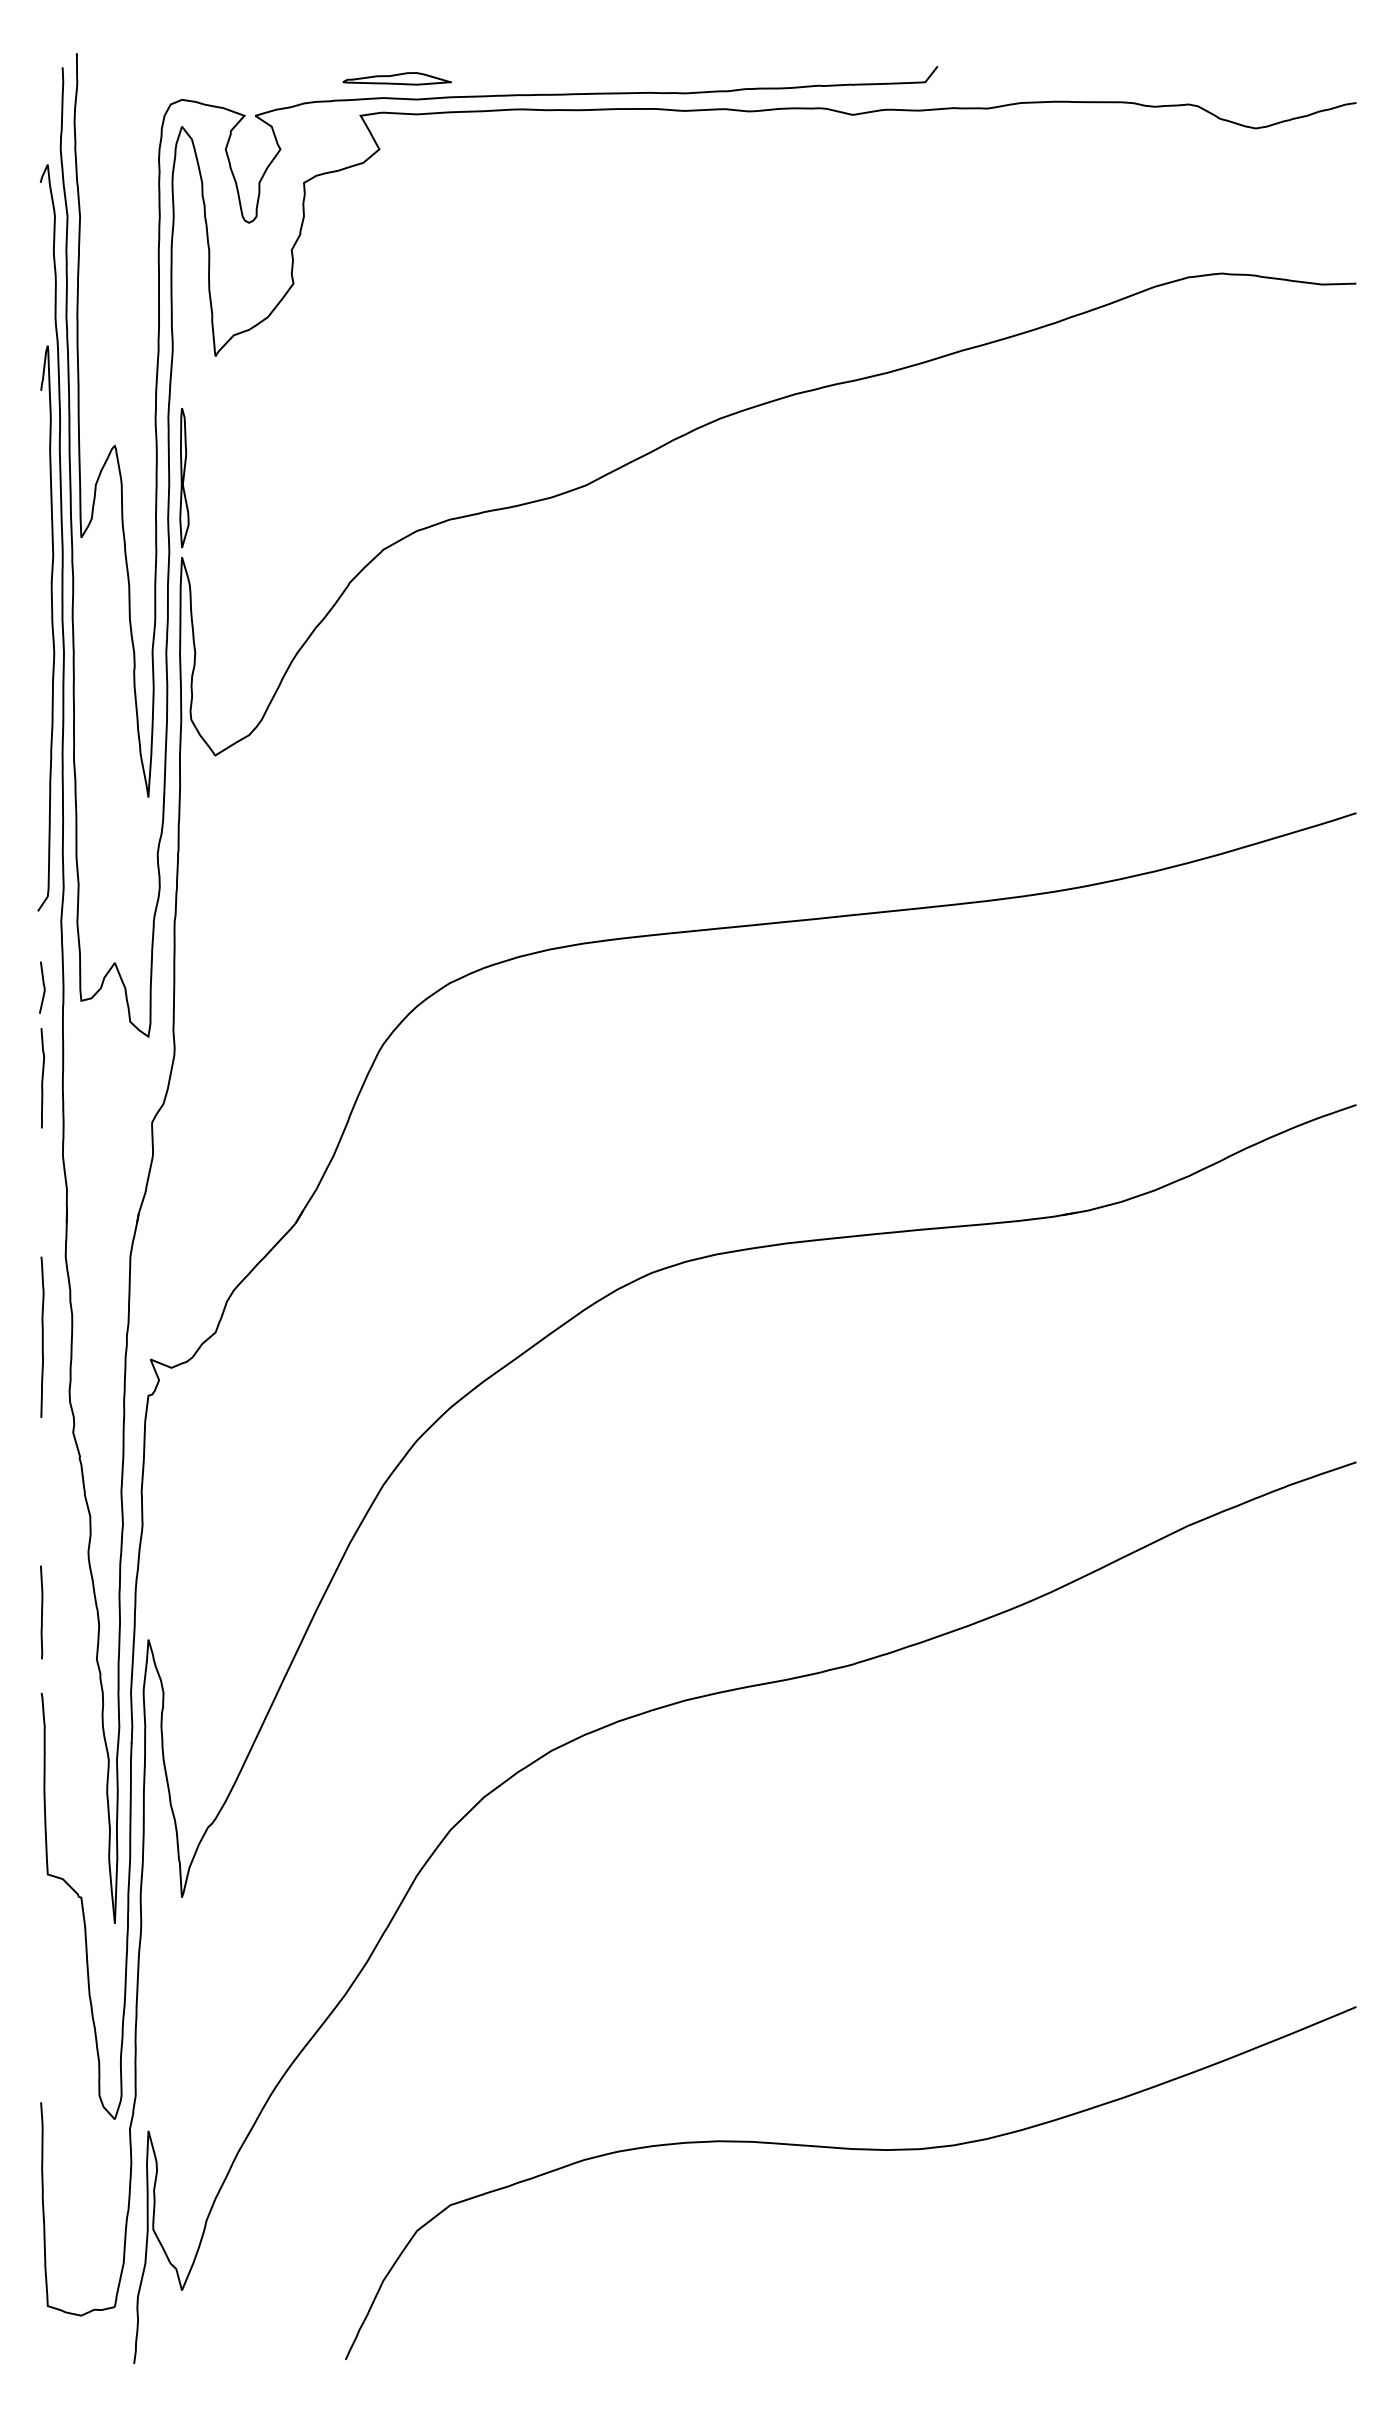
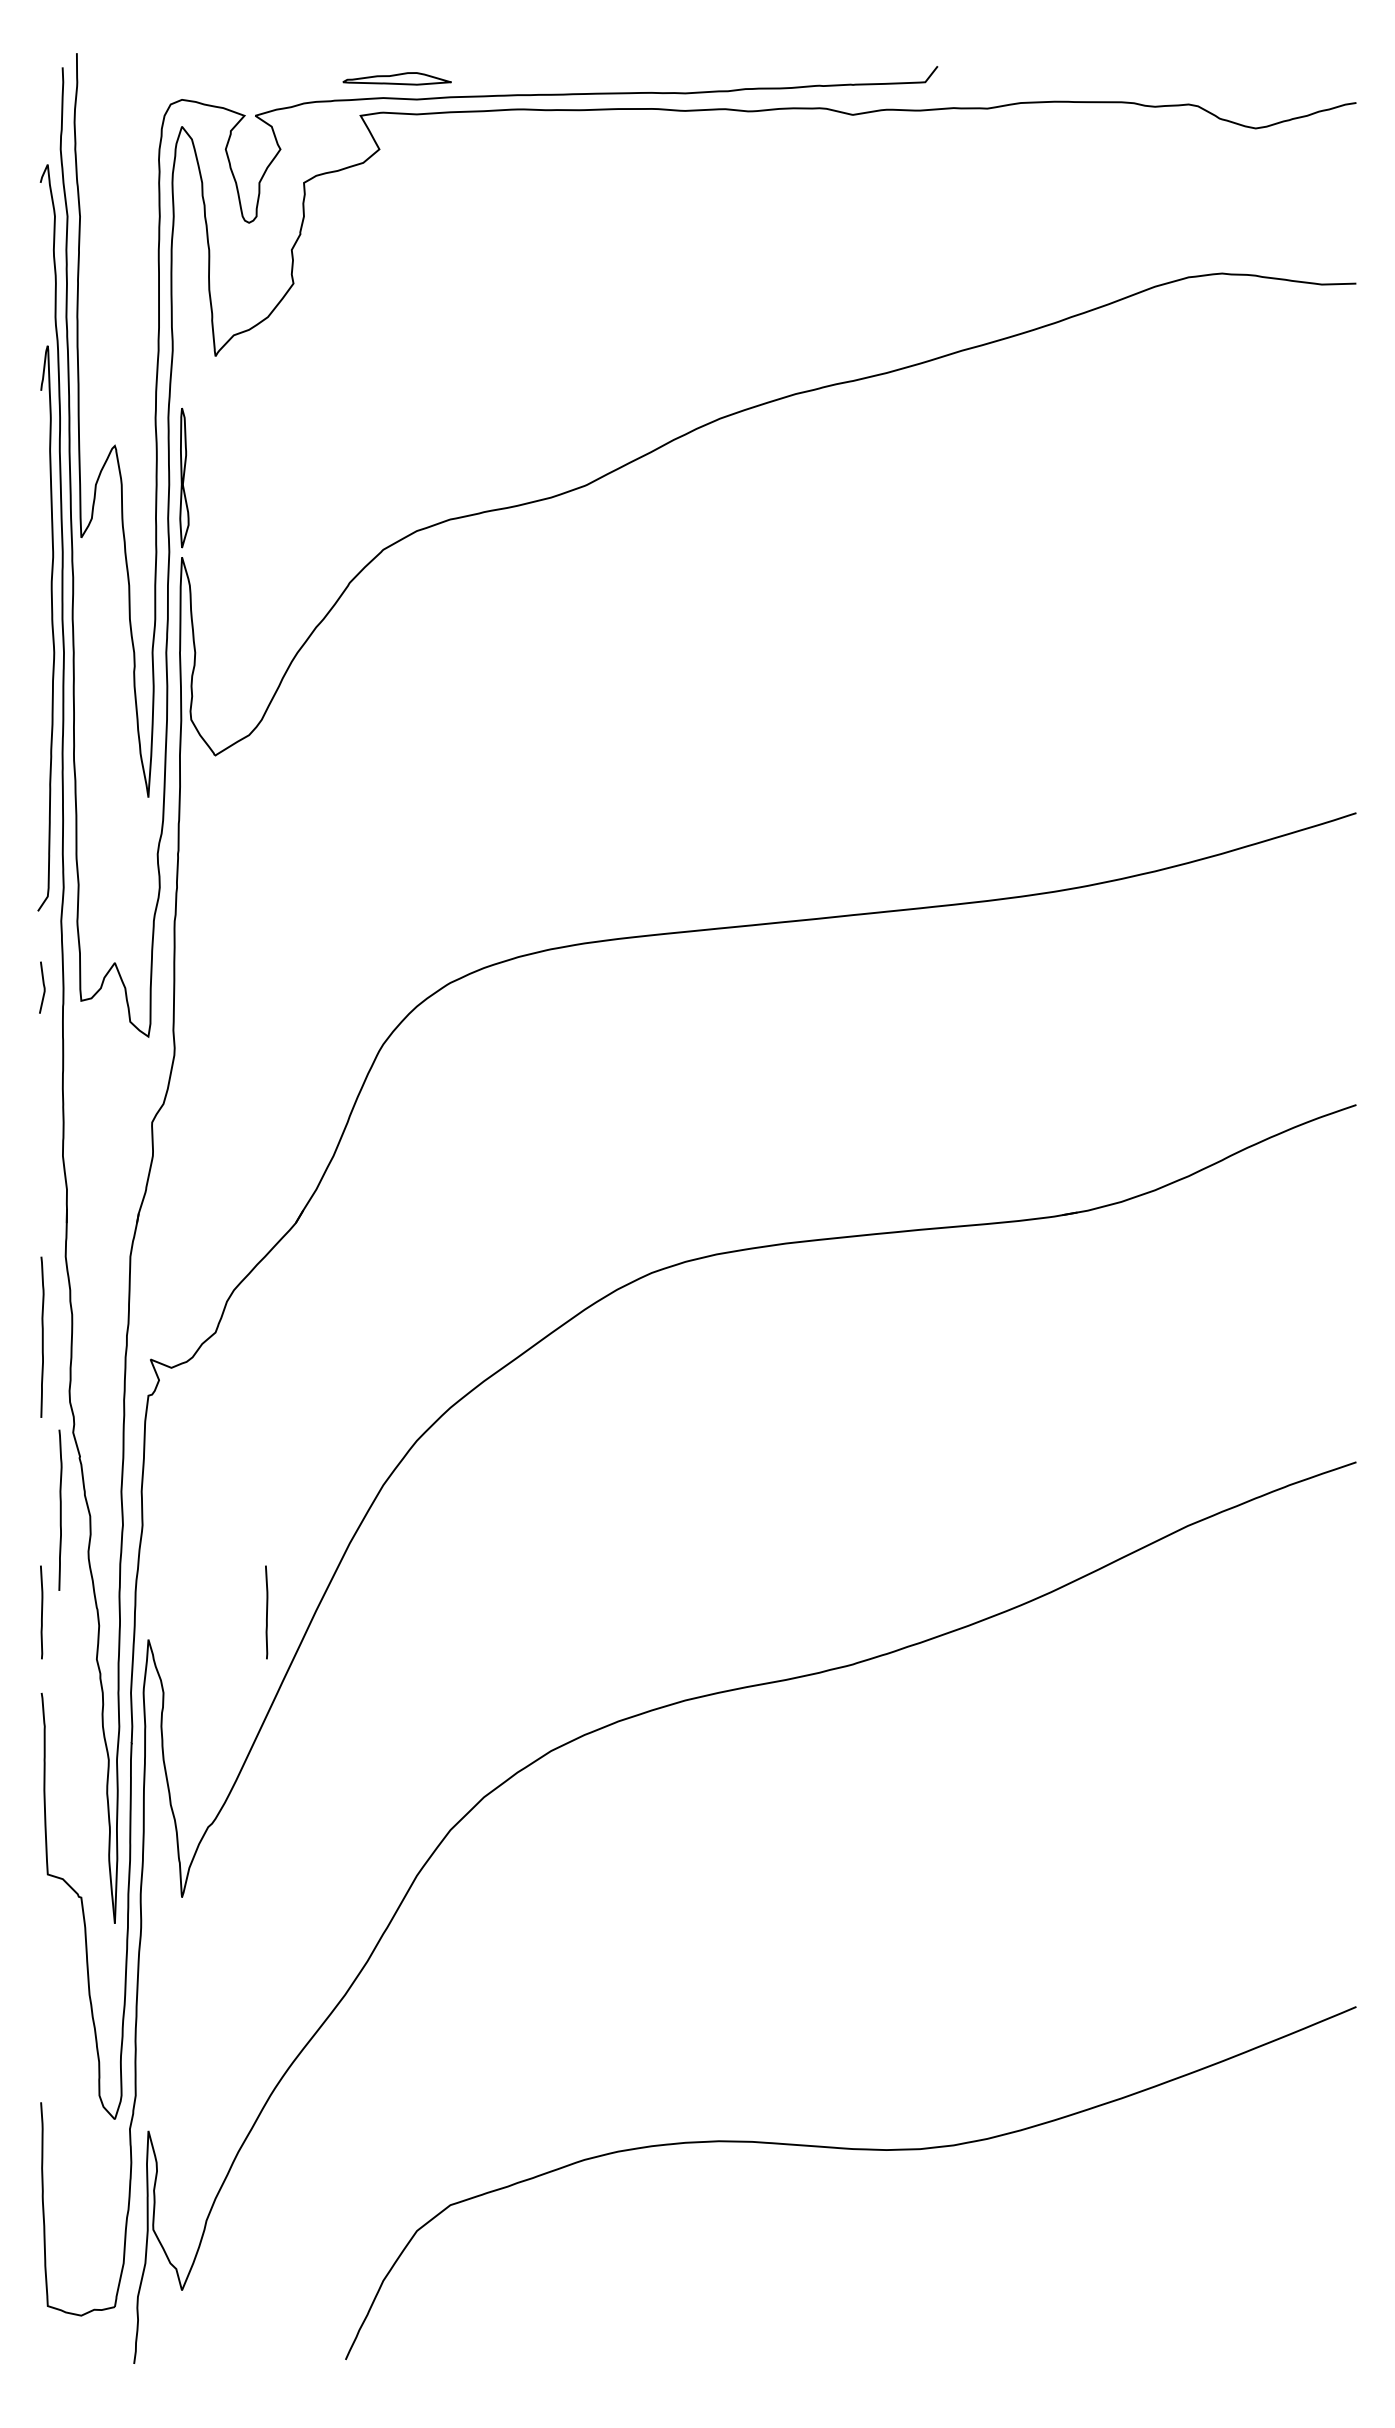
curve: present -> none (42, 1078)
curve: none -> present (60, 1509)
line: none -> present (266, 1612)
